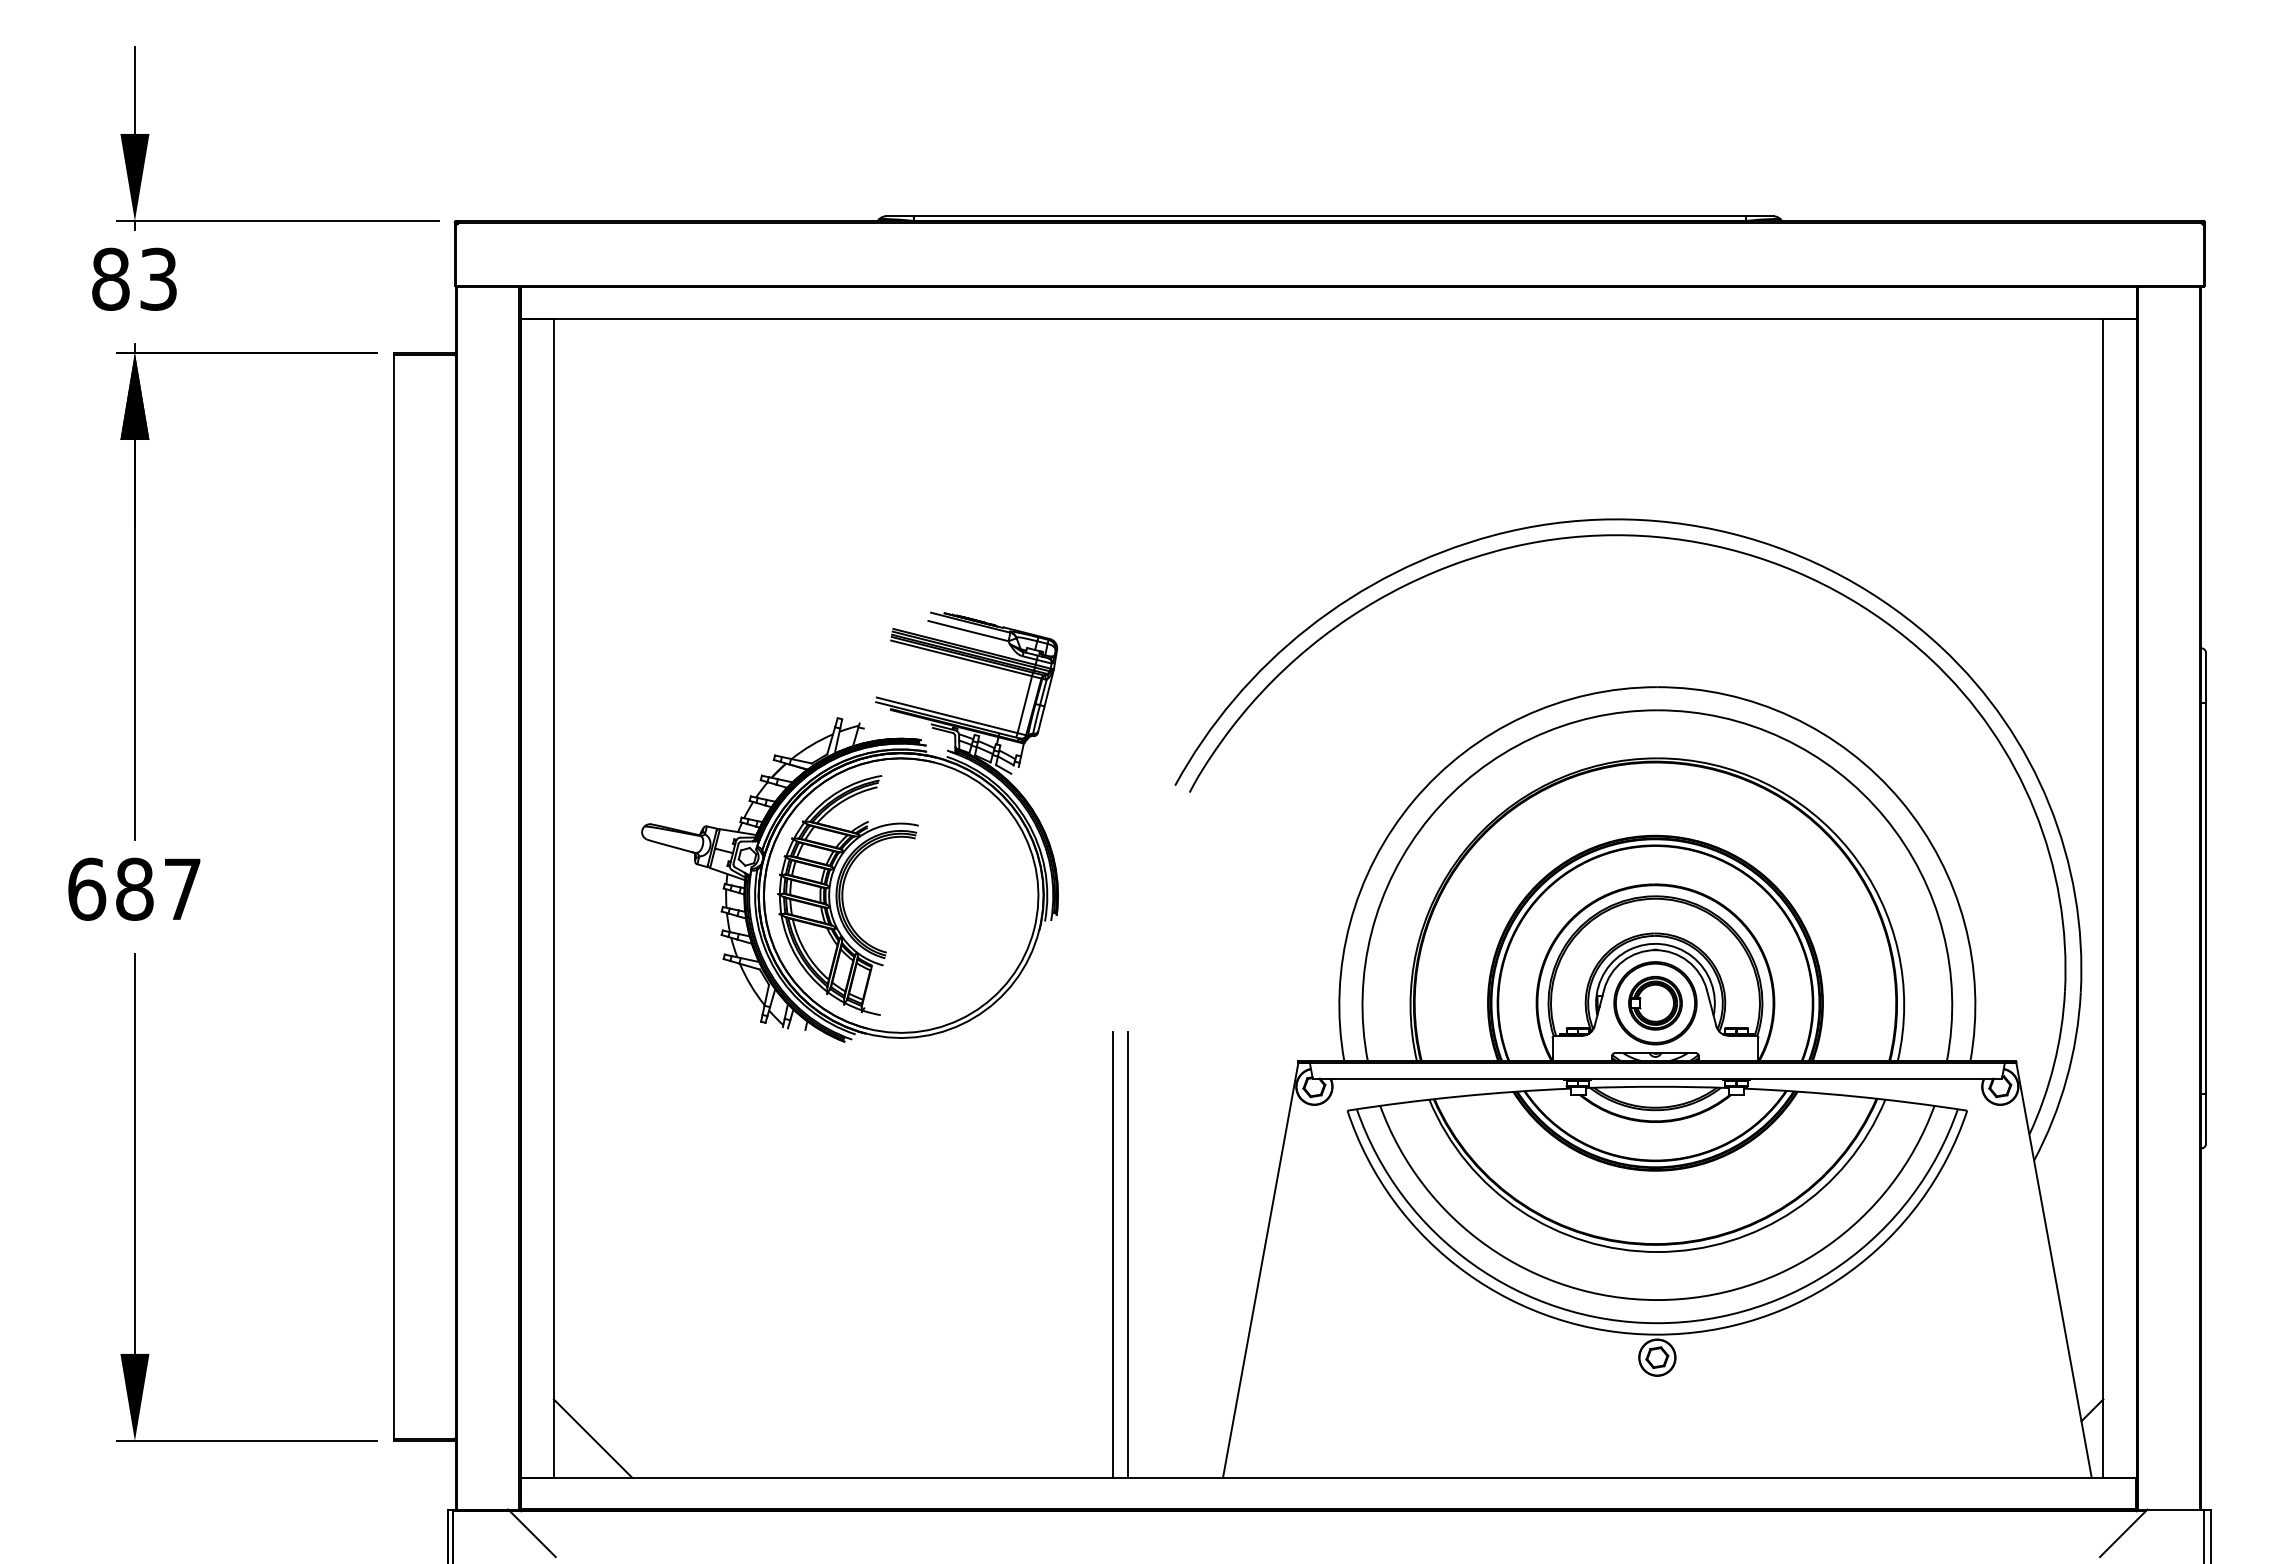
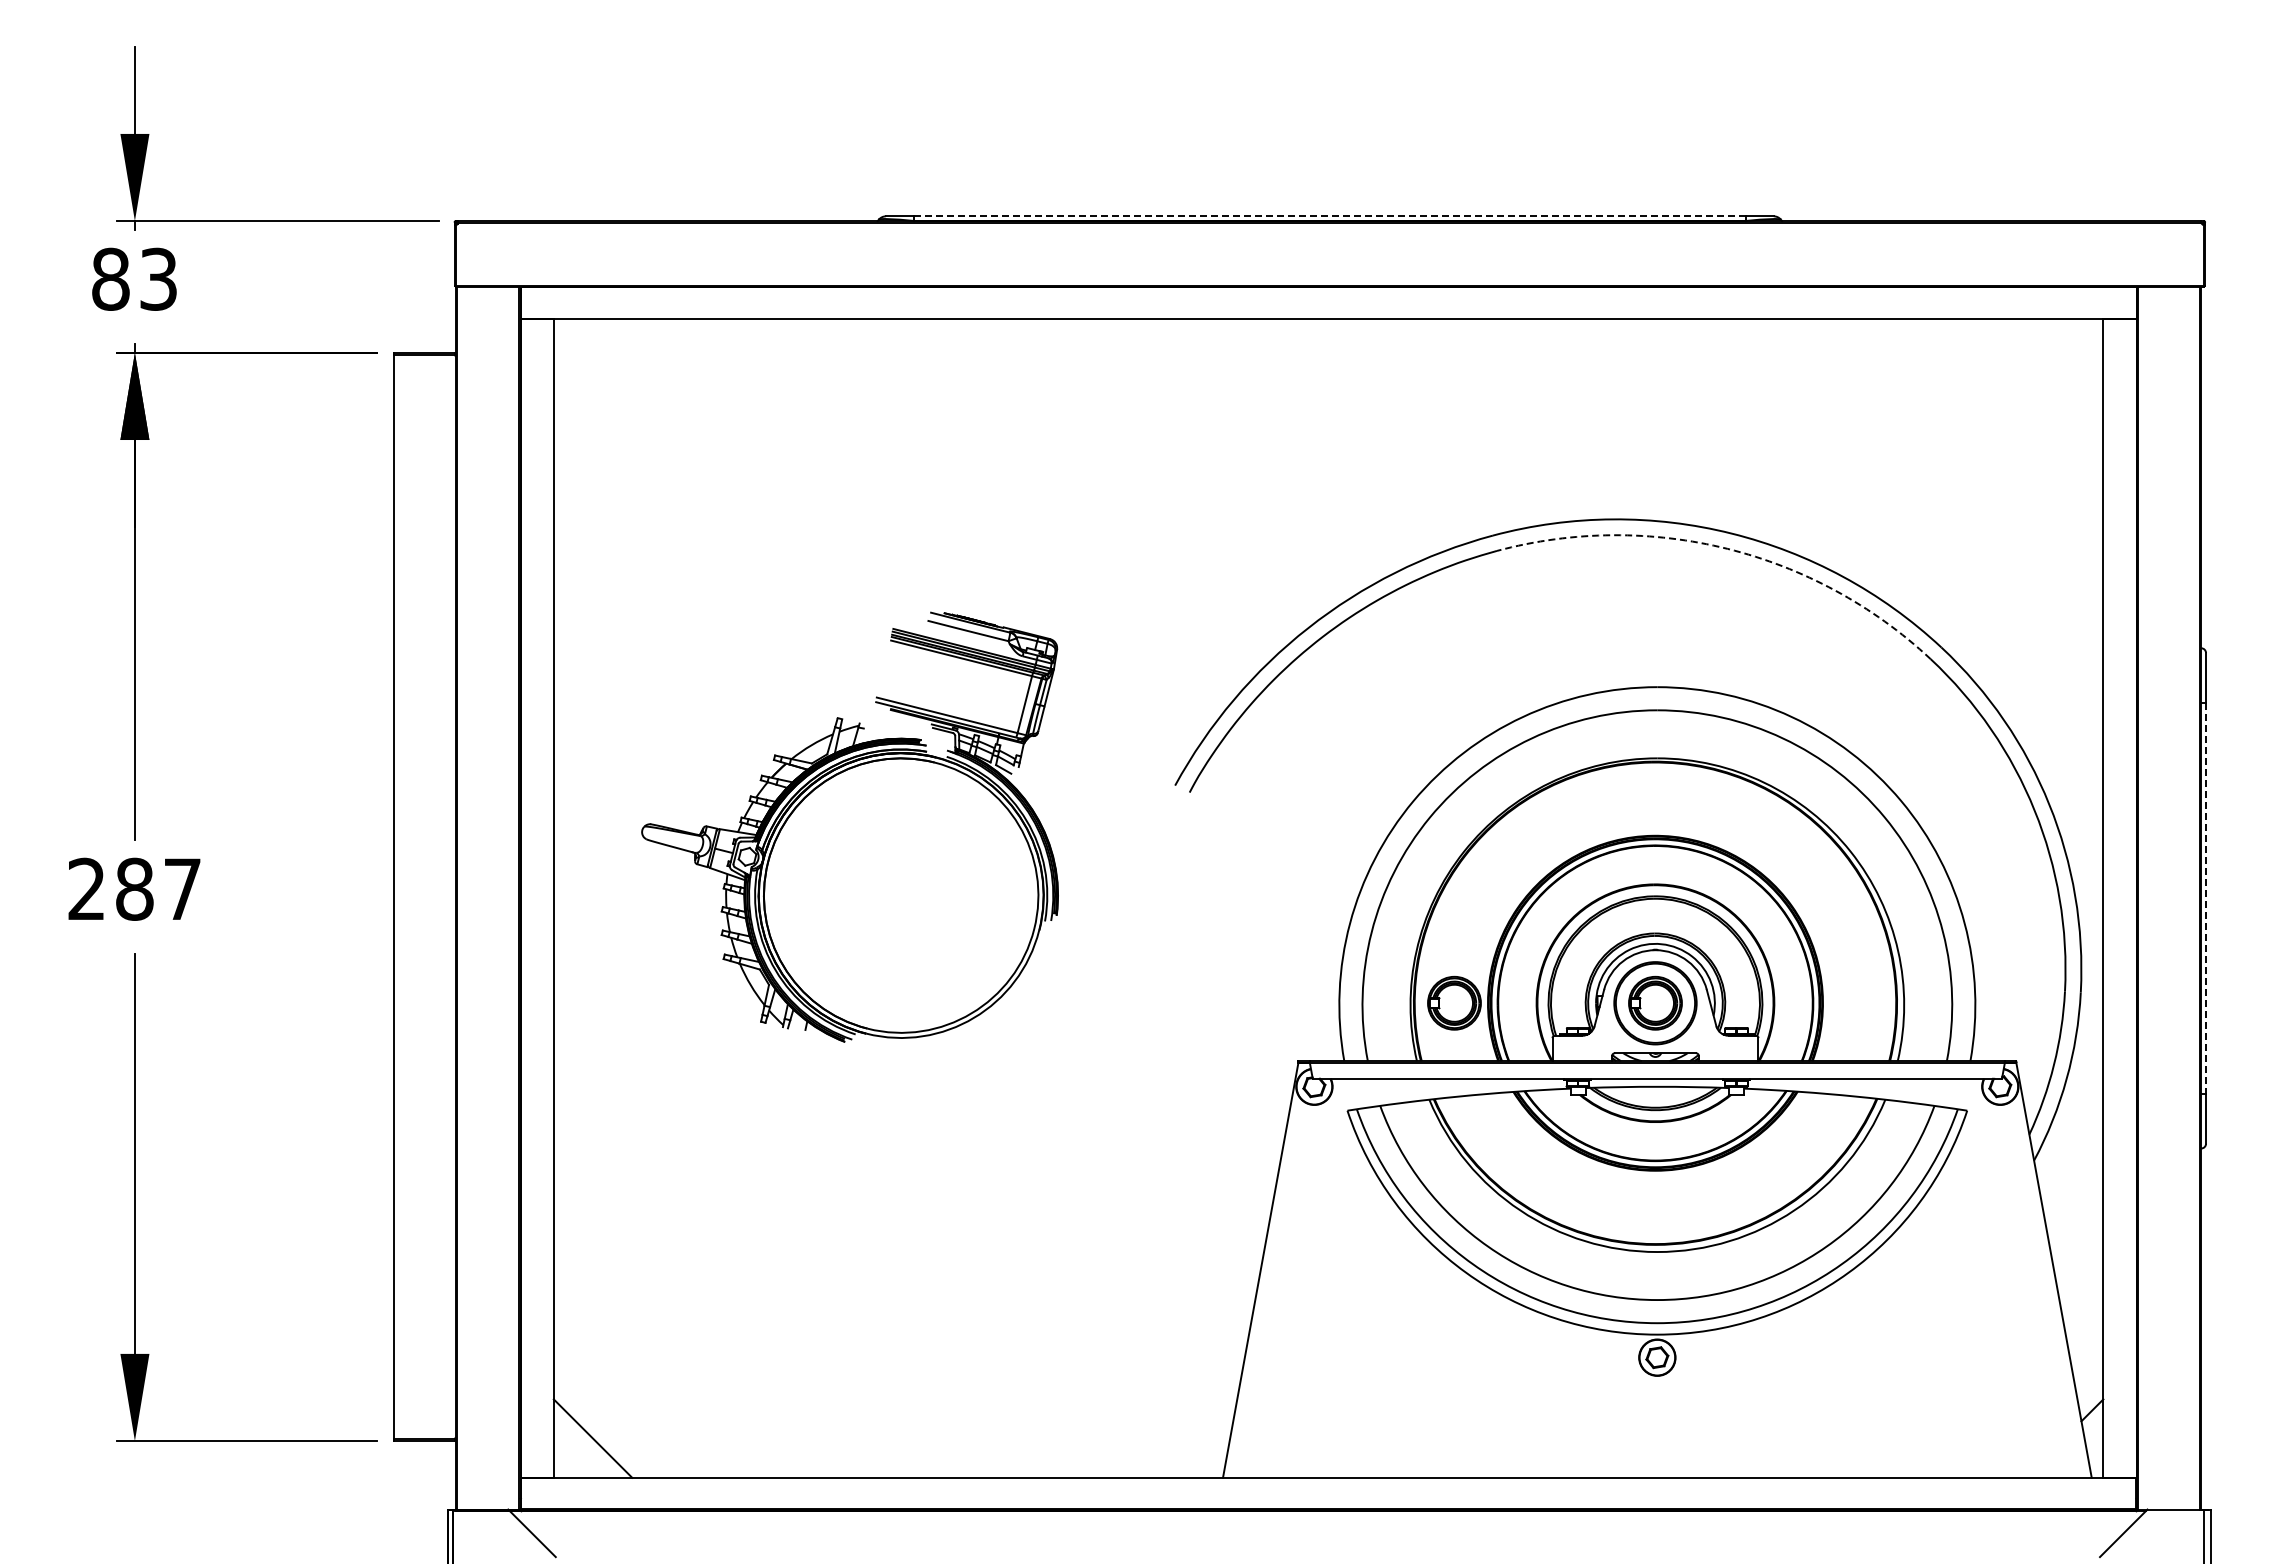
line: solid -> dashed (1329, 216)
arc: solid -> dashed (1727, 548)
text: 687 -> 287 (87, 888)
part: present -> none (847, 895)
line: solid -> dashed (2206, 898)
part: none -> present (1454, 1002)
line: present -> none (1112, 1254)
line: present -> none (1128, 1254)
